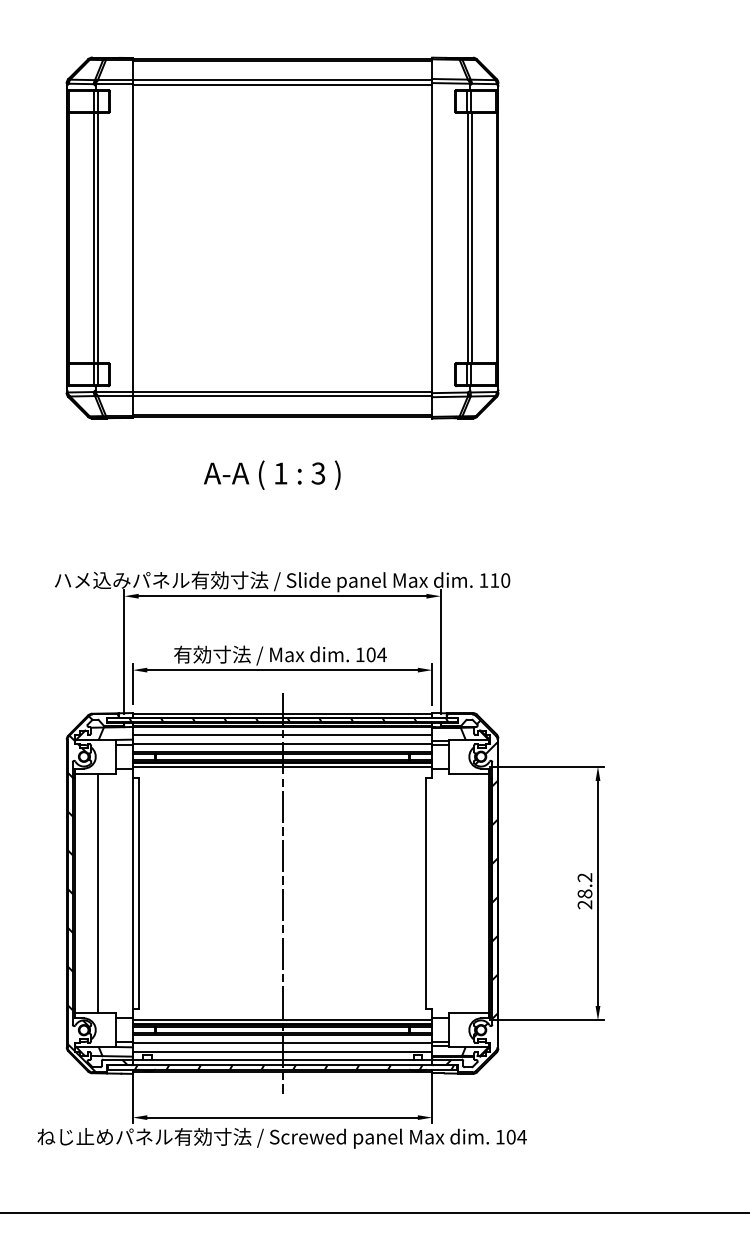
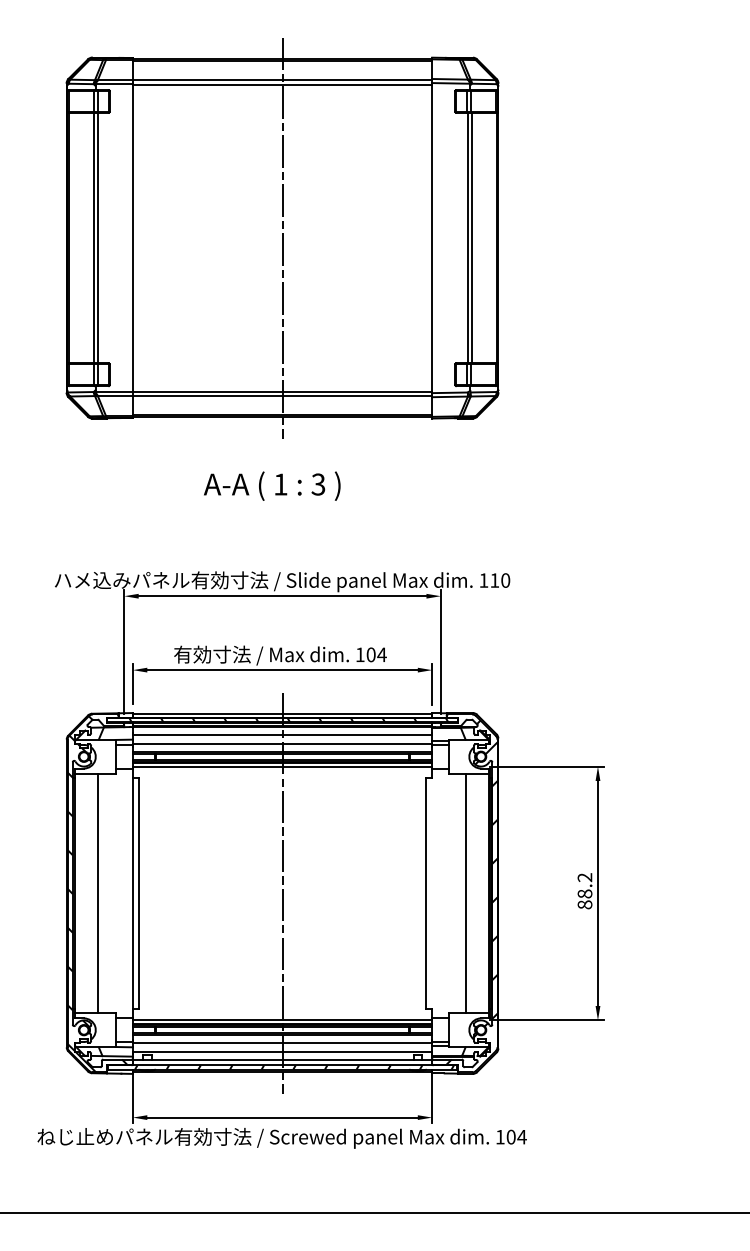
line: none -> present (282, 237)
text position: (272, 474) -> (272, 485) (272, 485)
line: none -> present (466, 893)
text: 28.2 -> 88.2 (584, 904)
